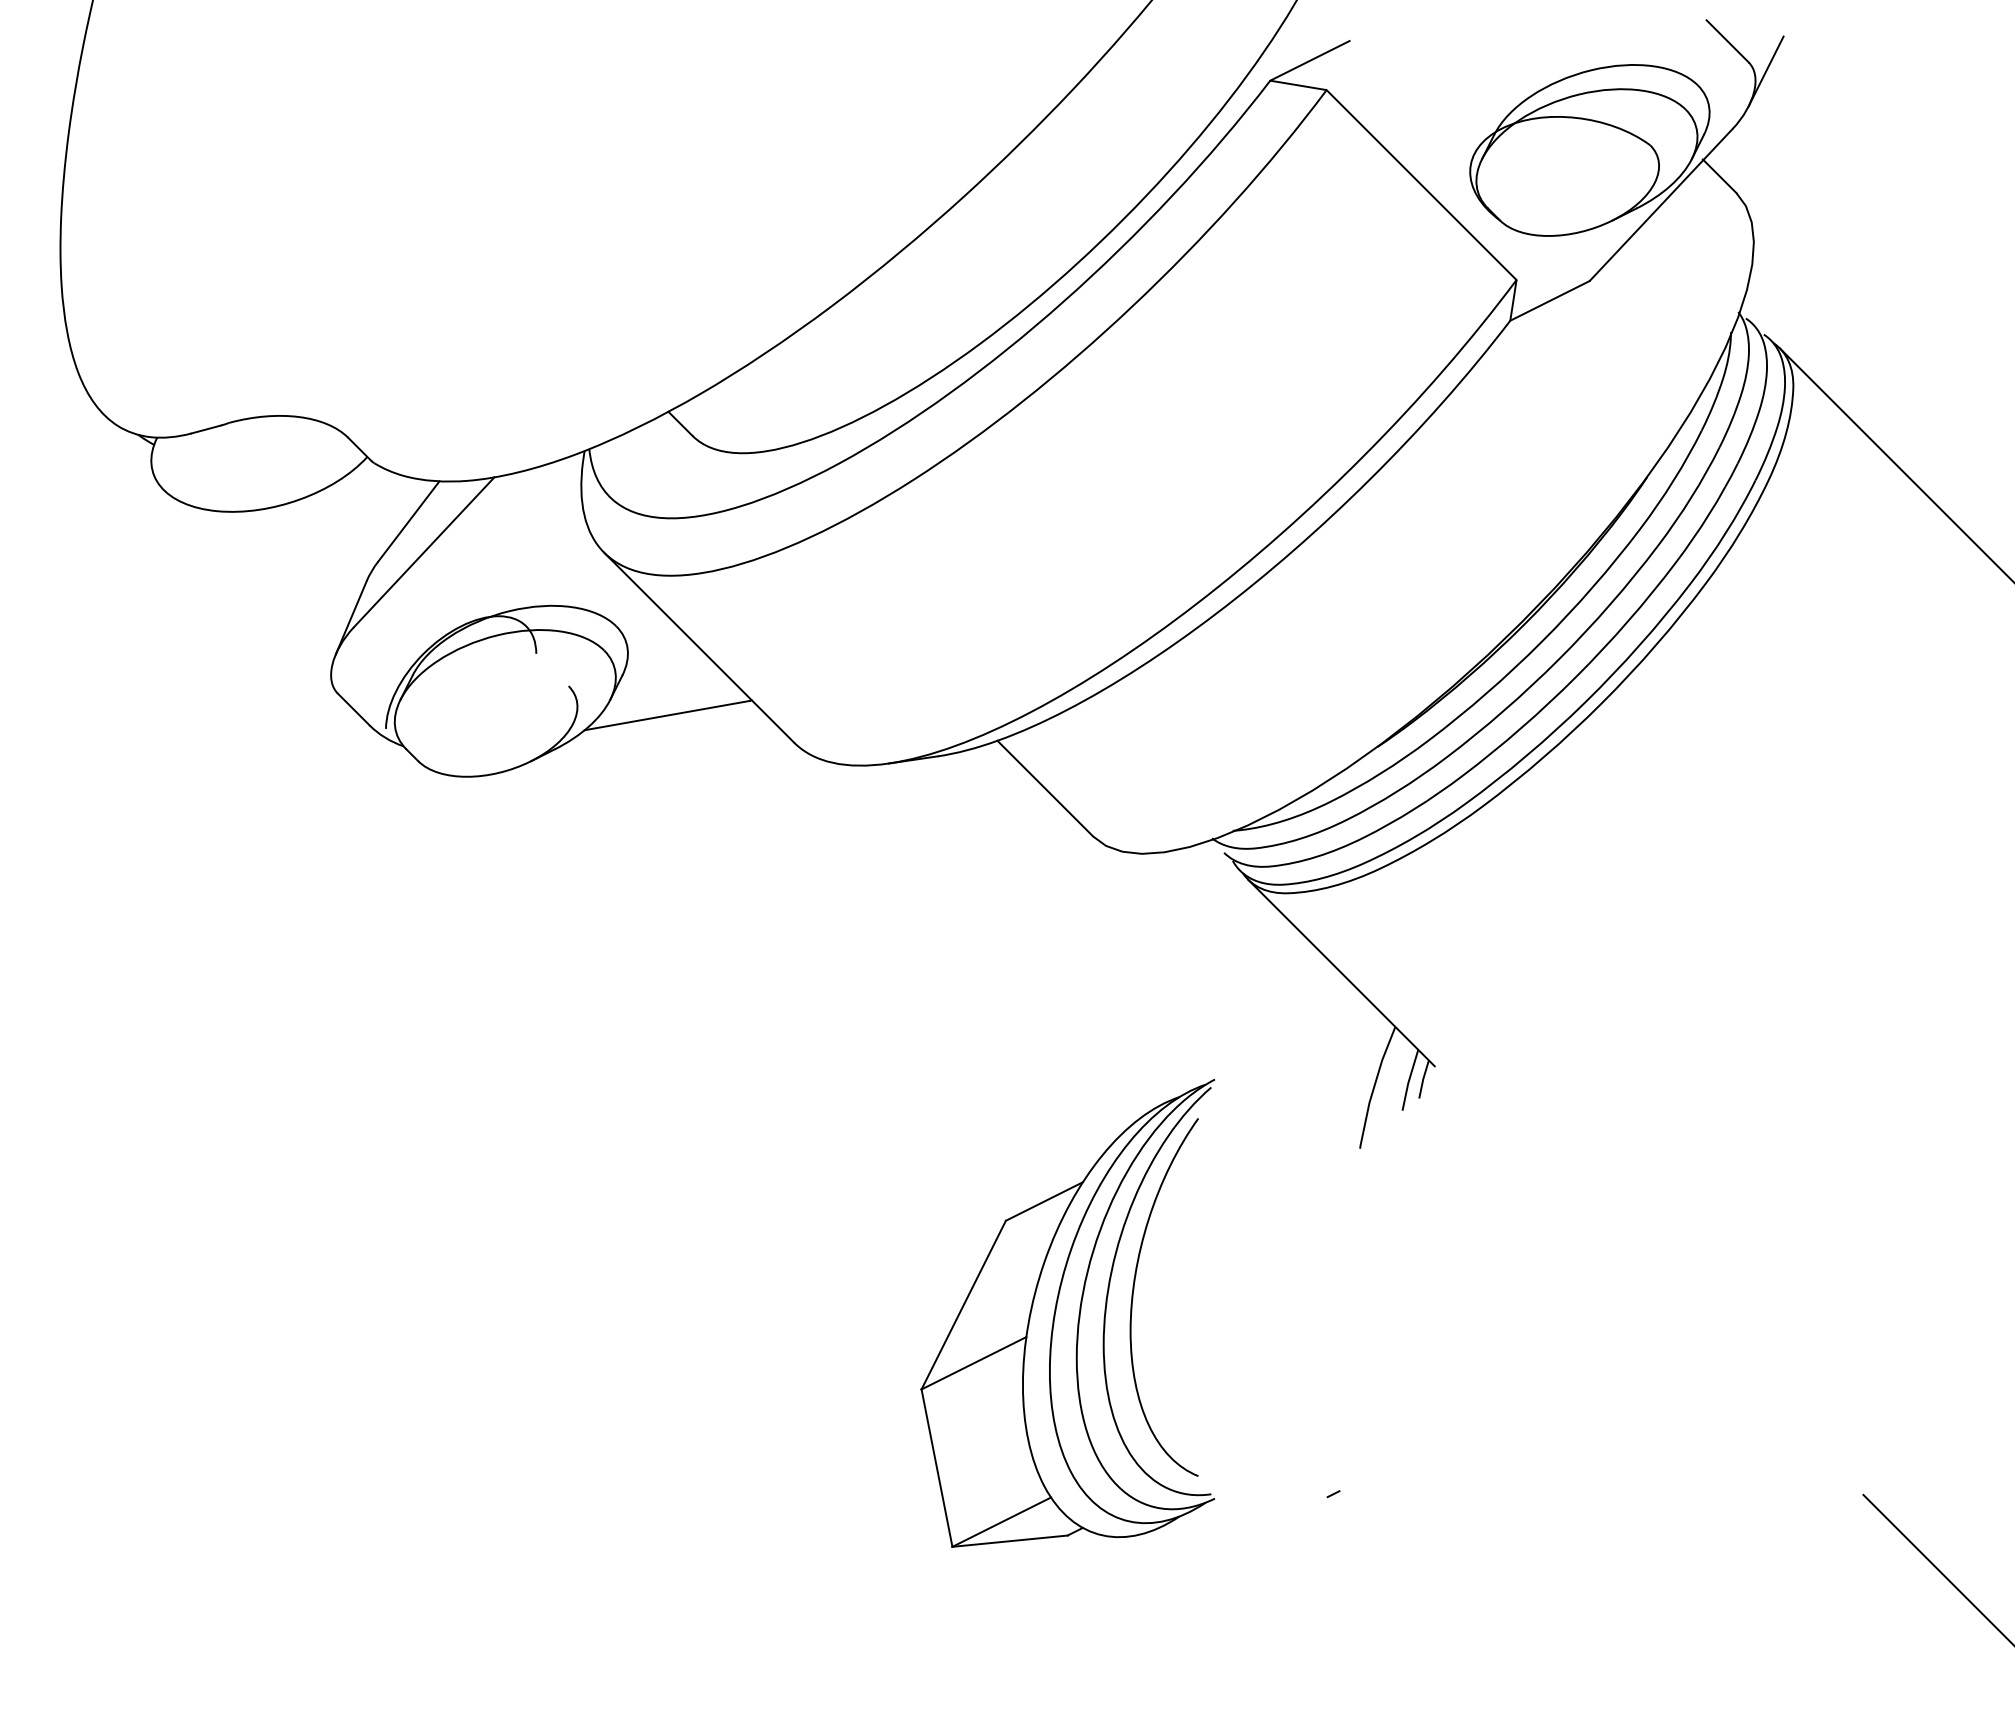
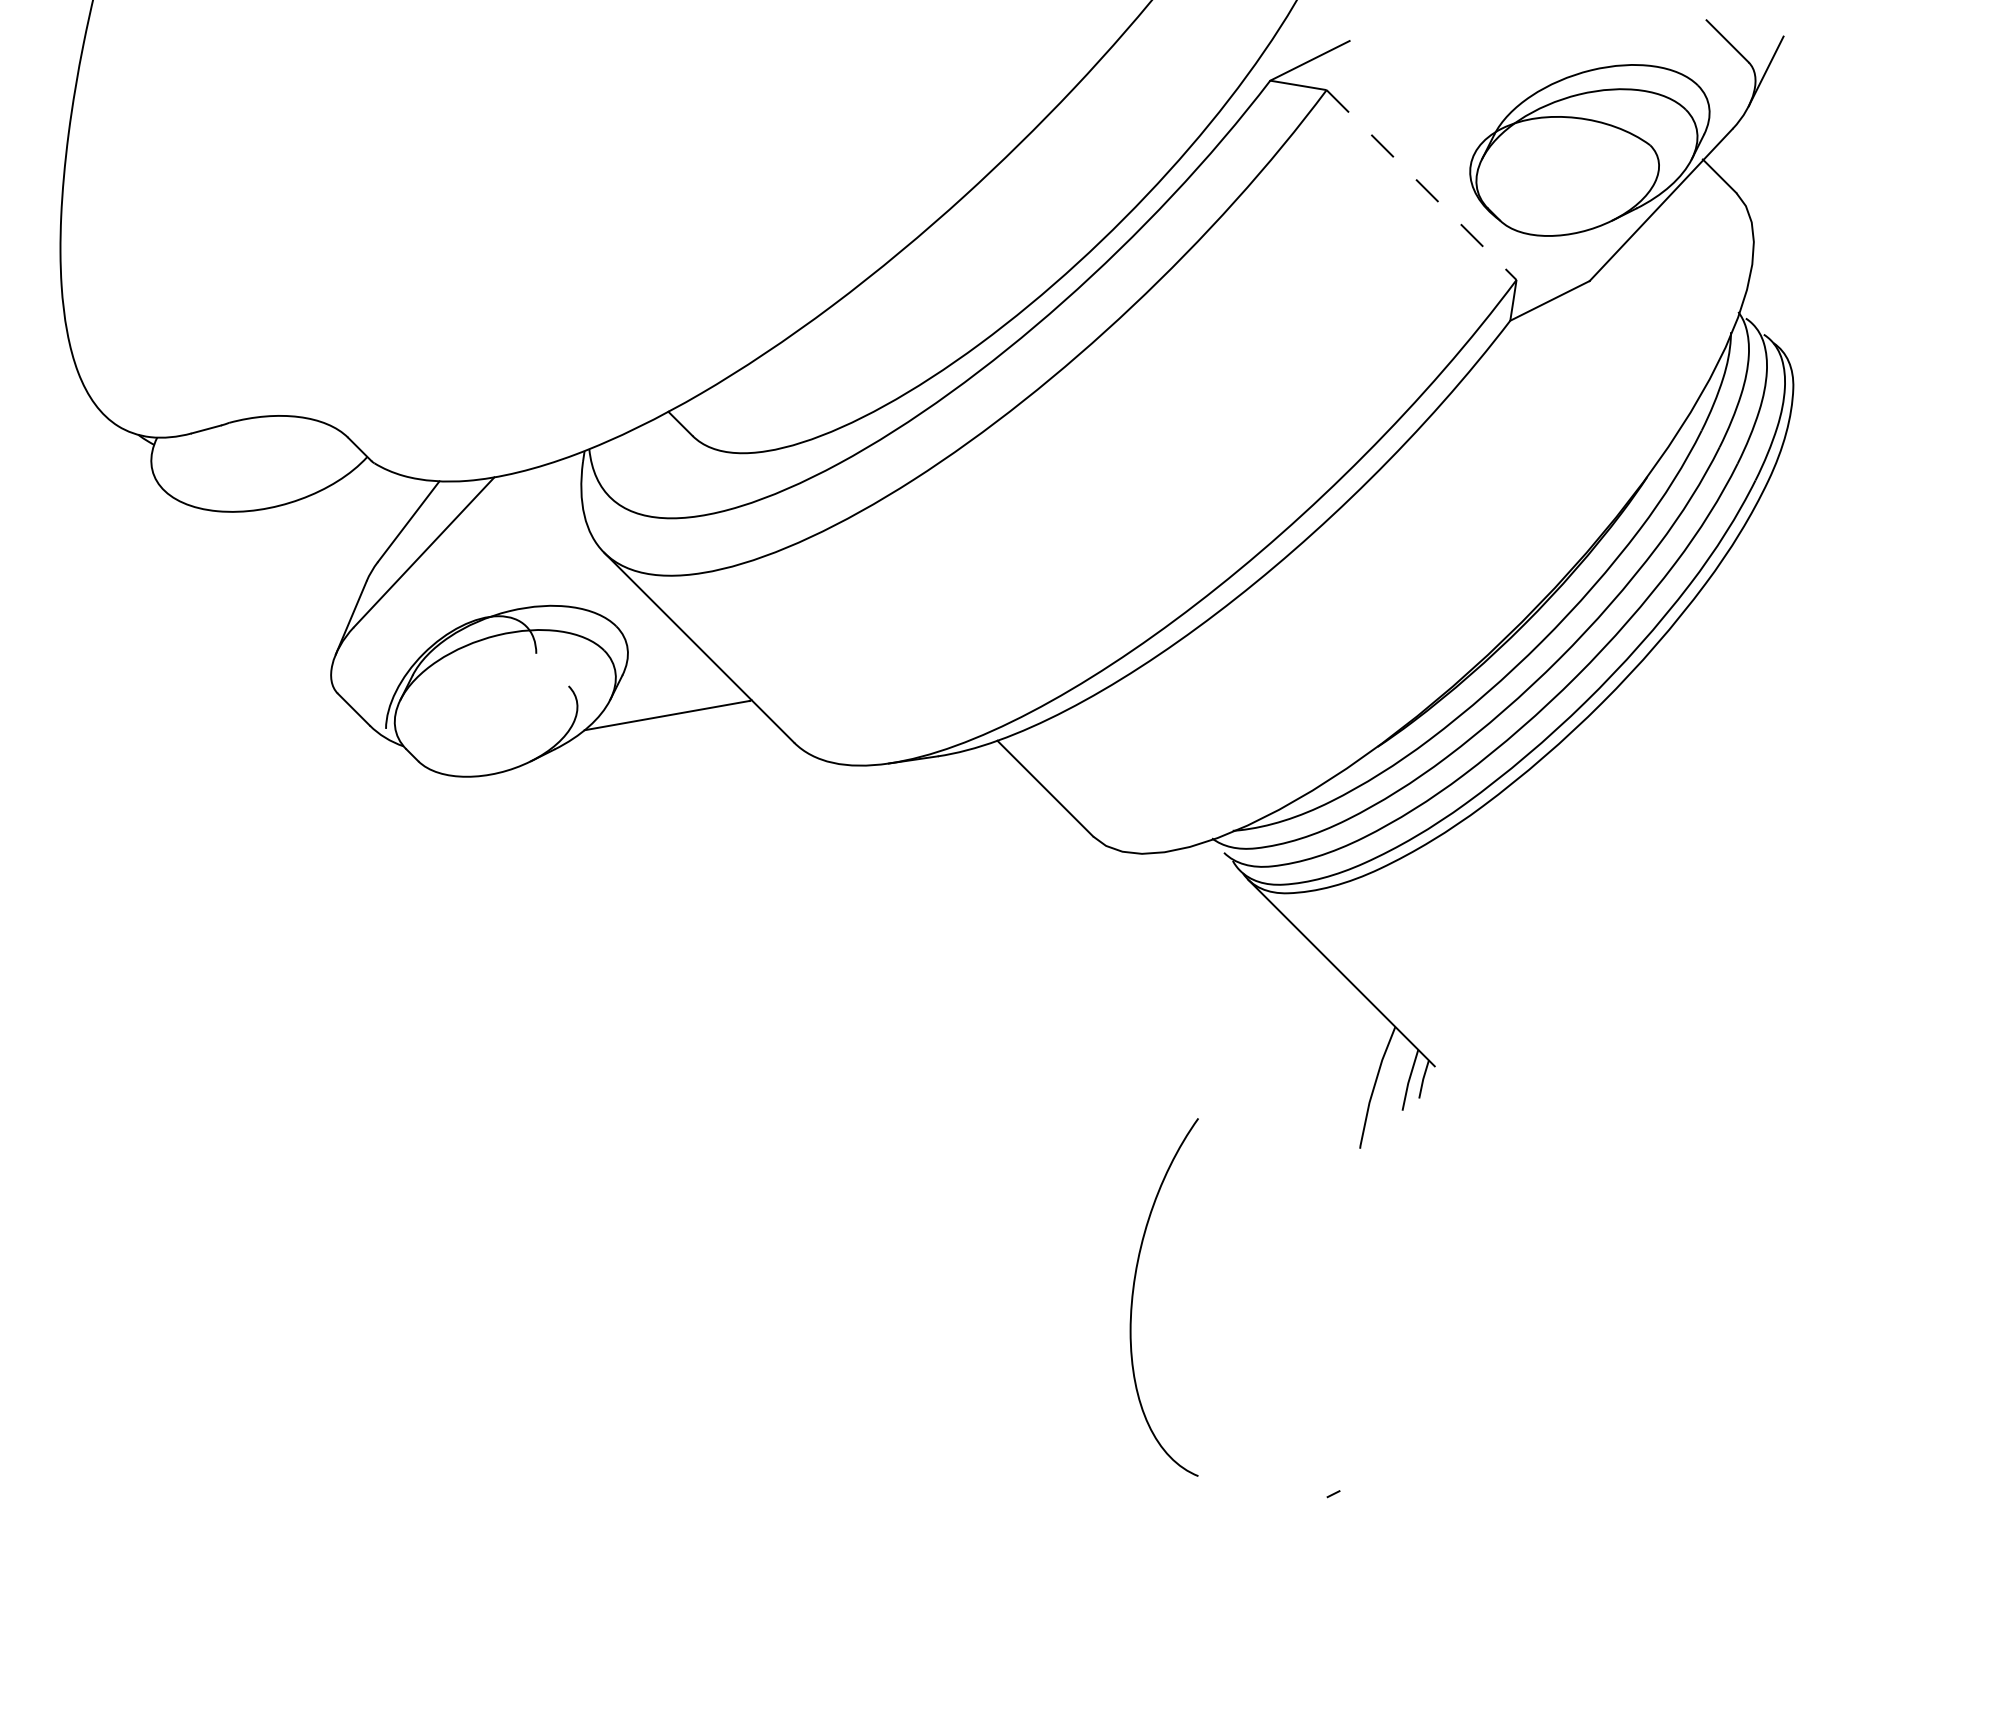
line: solid -> dashed (1421, 185)
line: present -> none (1895, 463)
part: present -> none (1067, 1312)
line: present -> none (1937, 1568)
